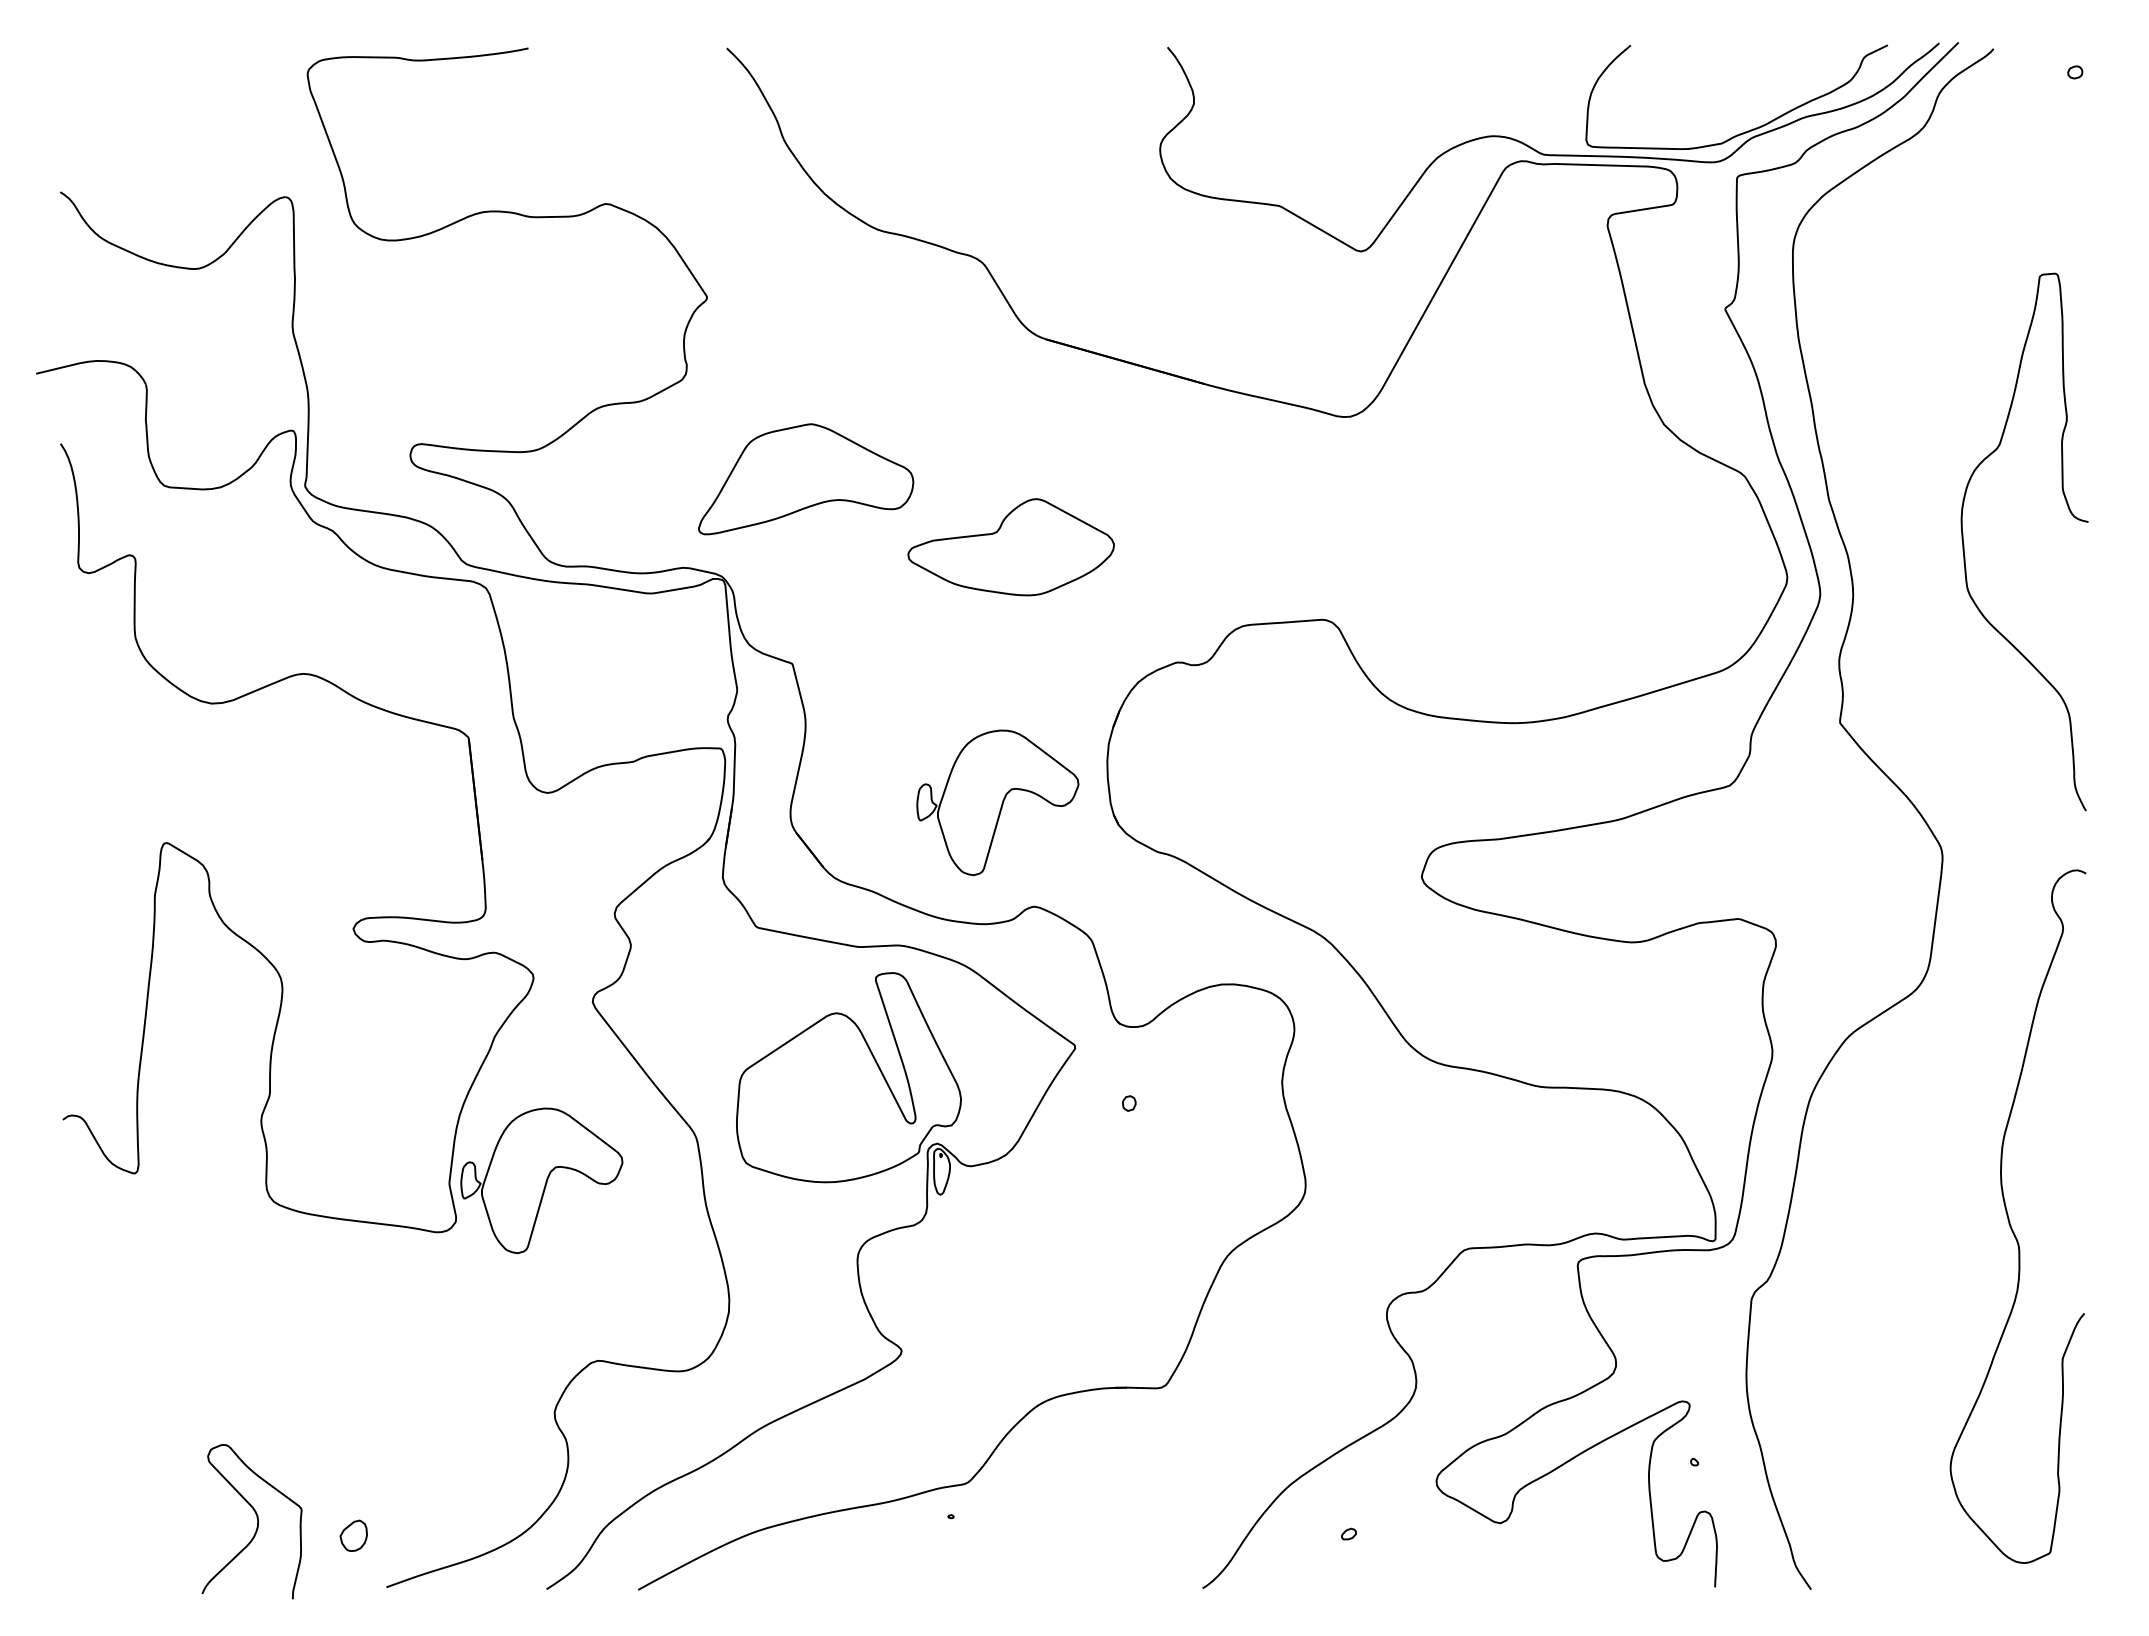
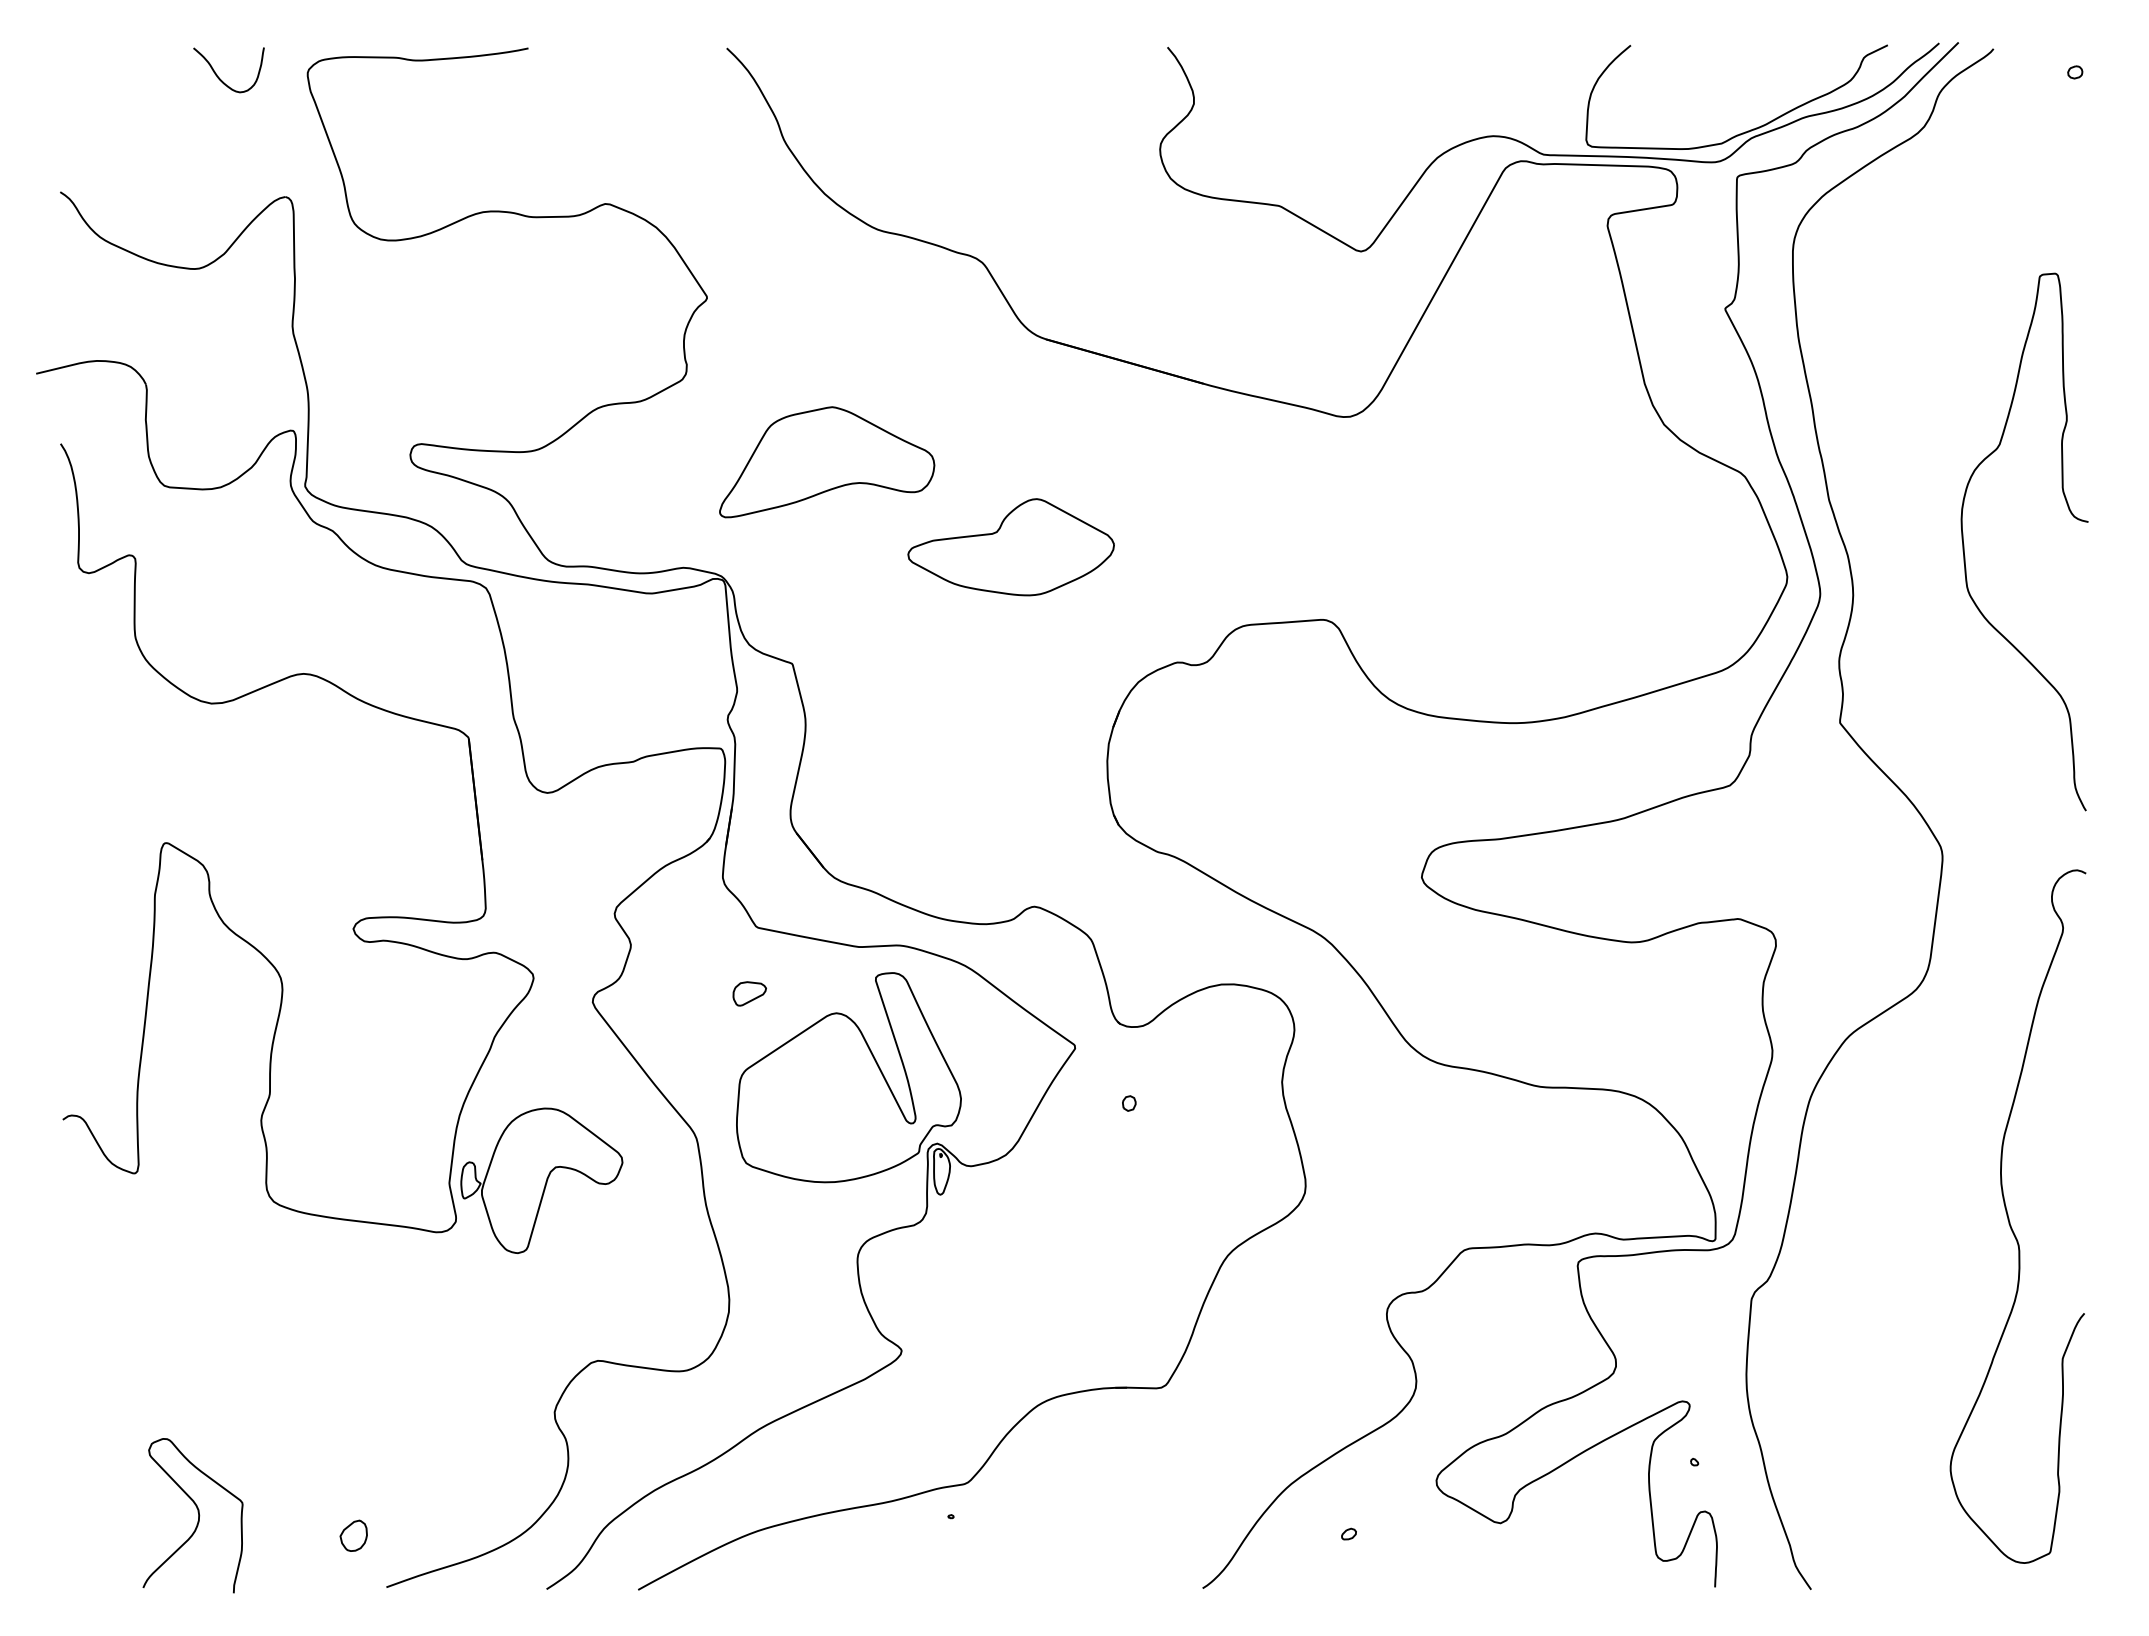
curve: none -> present (220, 78)
part position: (806, 479) -> (827, 462) (827, 462)
part: present -> none (997, 802)
part: none -> present (749, 993)
curve position: (256, 1518) -> (197, 1512) (197, 1512)
